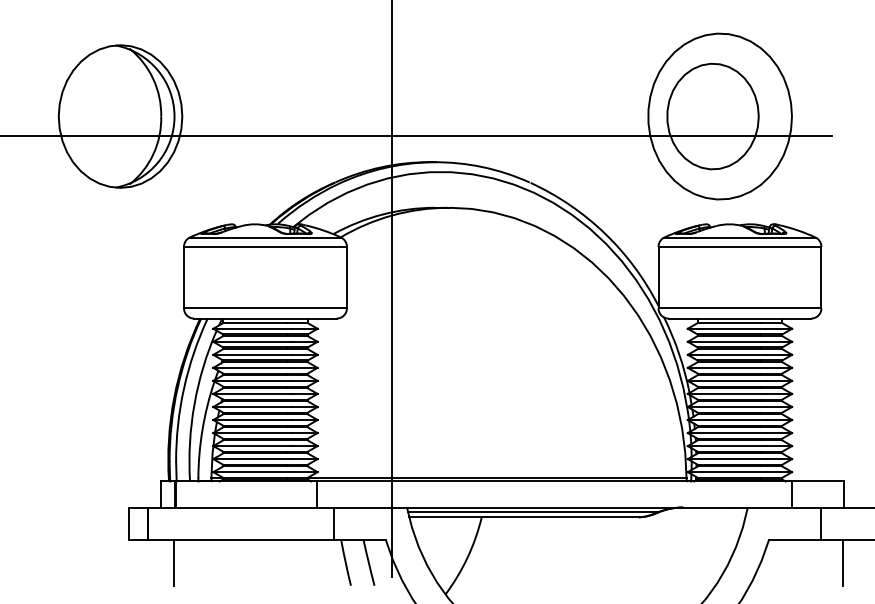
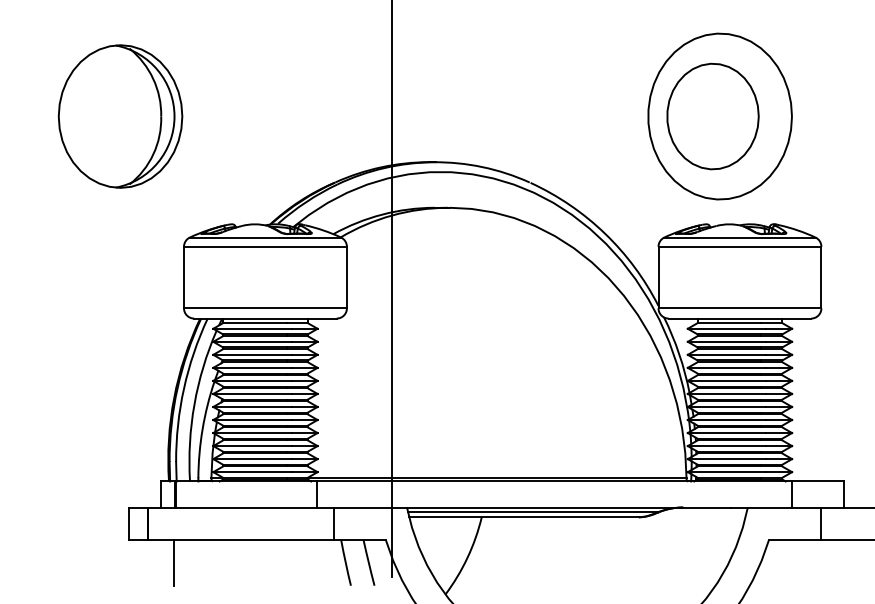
line: present -> none (416, 136)
line: present -> none (843, 562)
